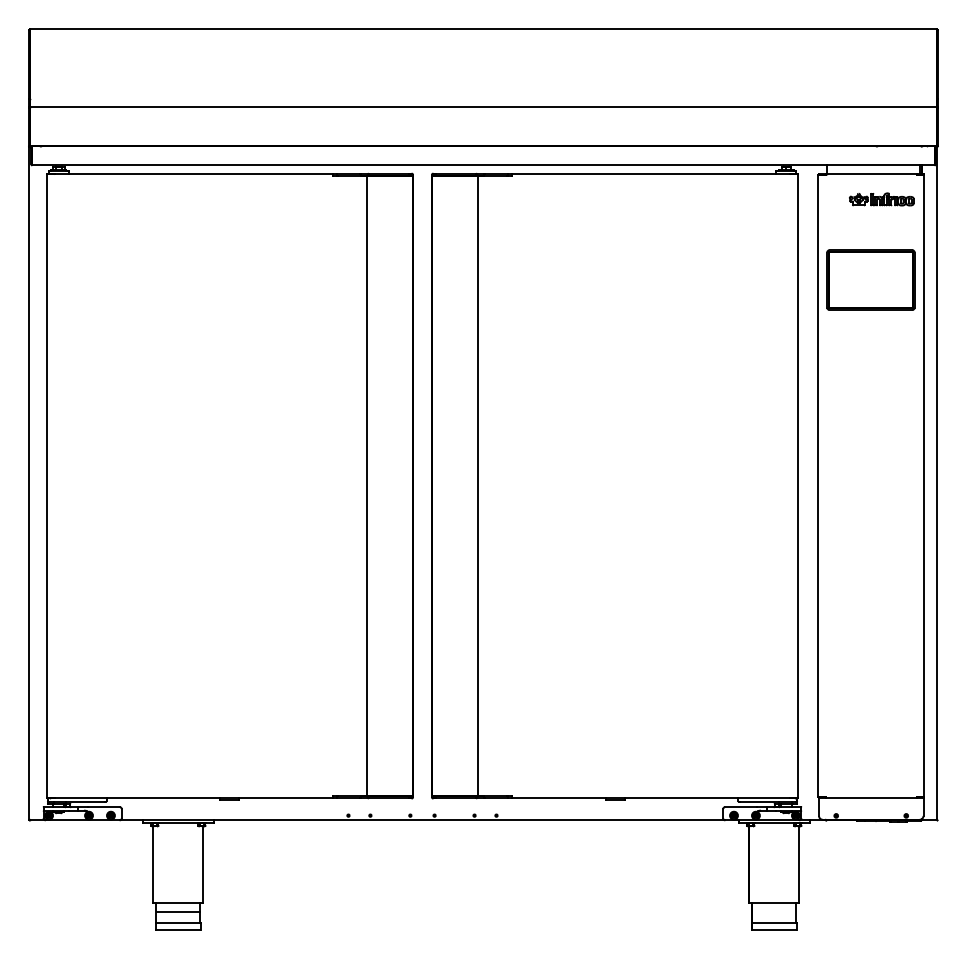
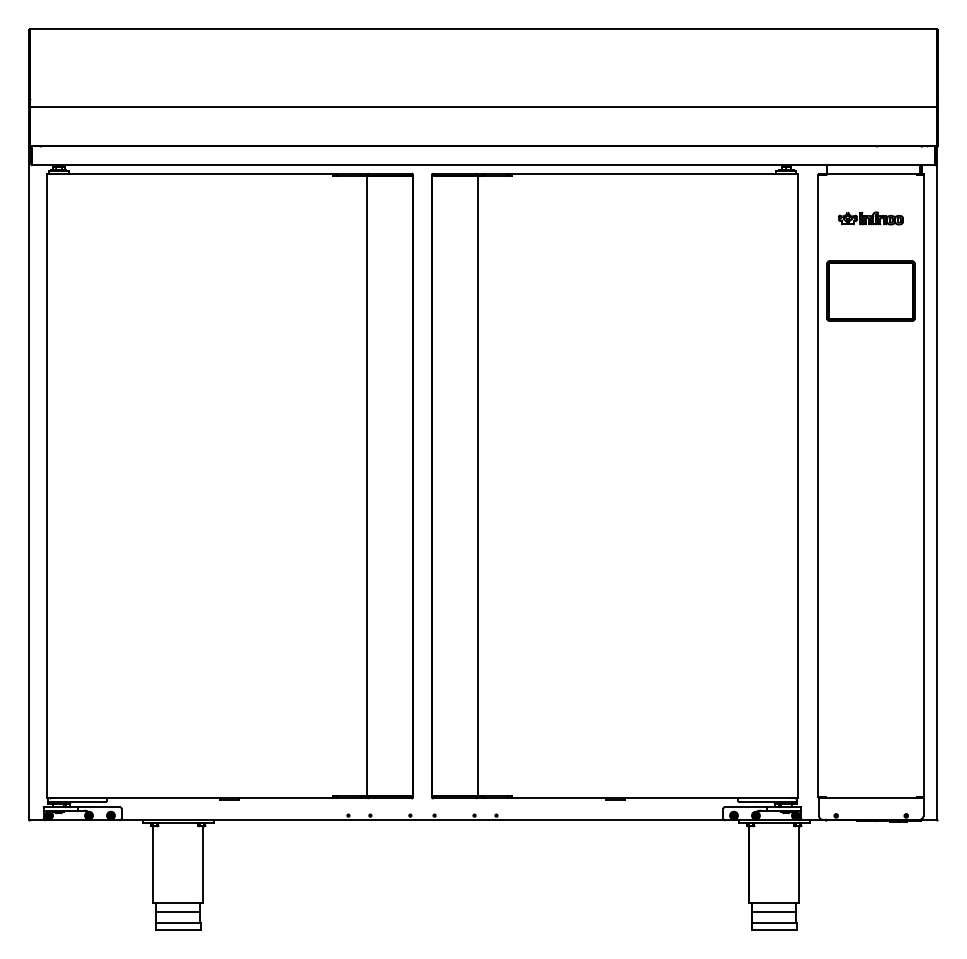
part position: (881, 199) -> (870, 218) (870, 218)
part position: (870, 279) -> (870, 290) (870, 290)
line: none -> present (773, 911)
